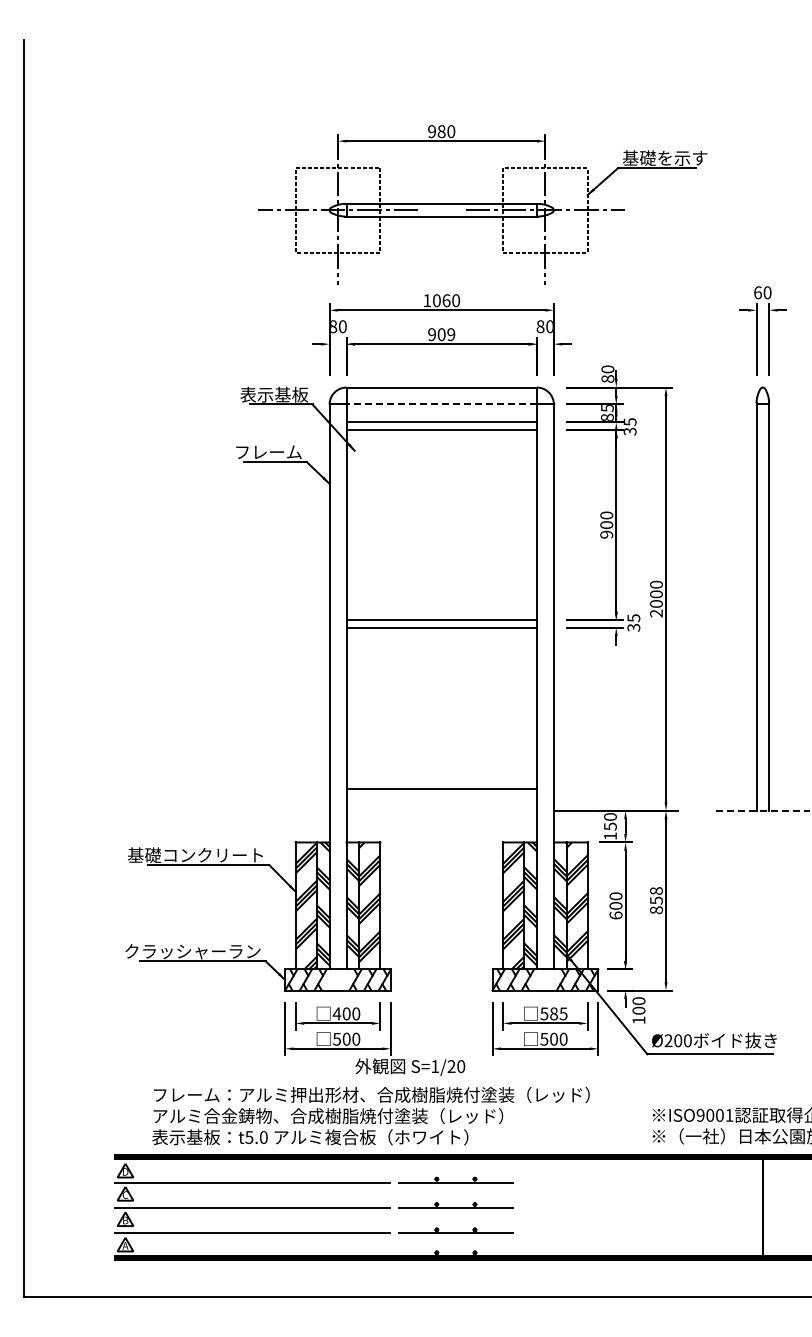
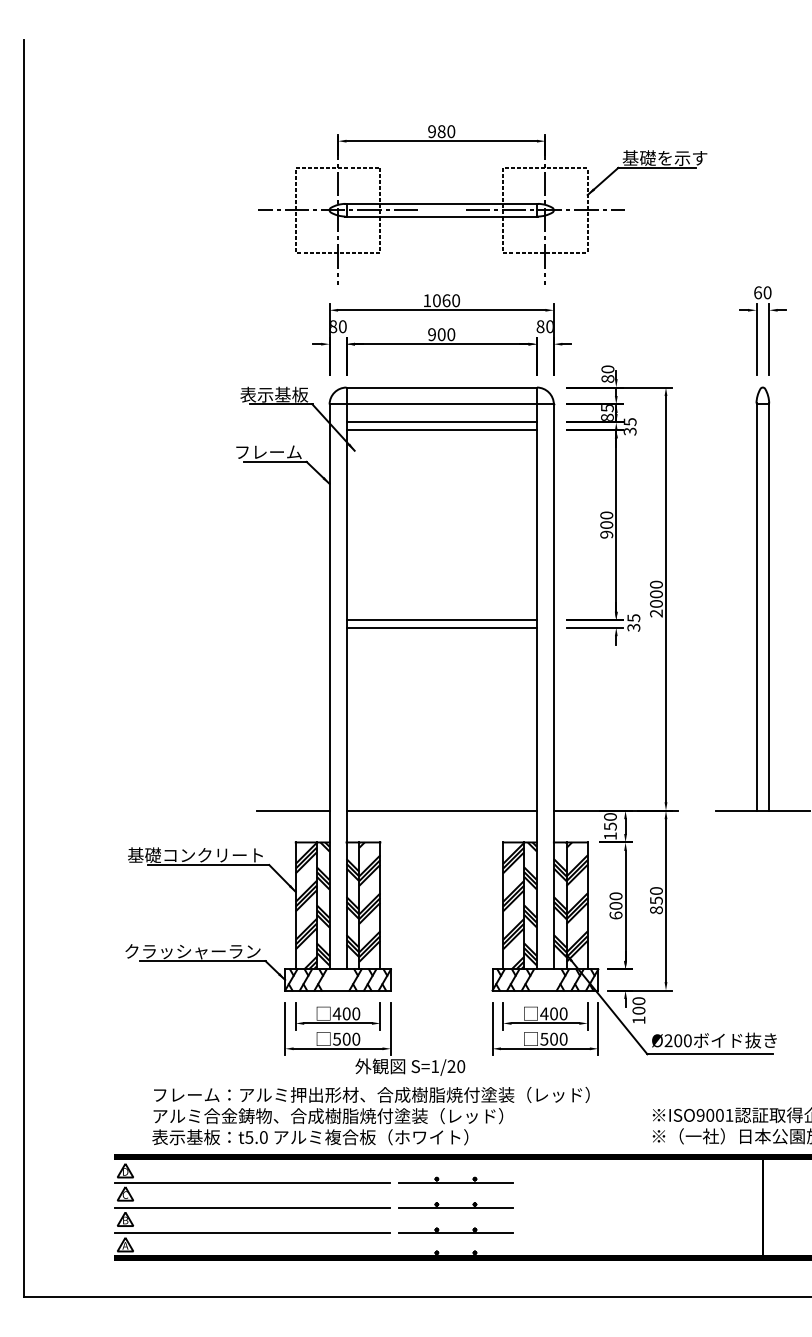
text: 909 -> 900 (451, 334)
line: dashed -> solid (441, 404)
line position: (441, 788) -> (441, 810) (441, 810)
line: none -> present (293, 810)
line: dashed -> solid (763, 810)
text: 858 -> 850 (656, 890)
text: 585 -> 400 (553, 1013)
